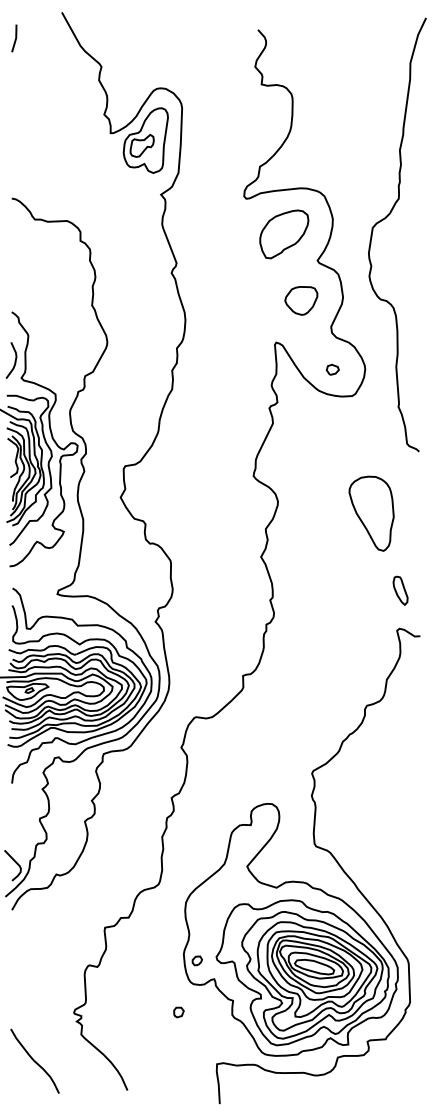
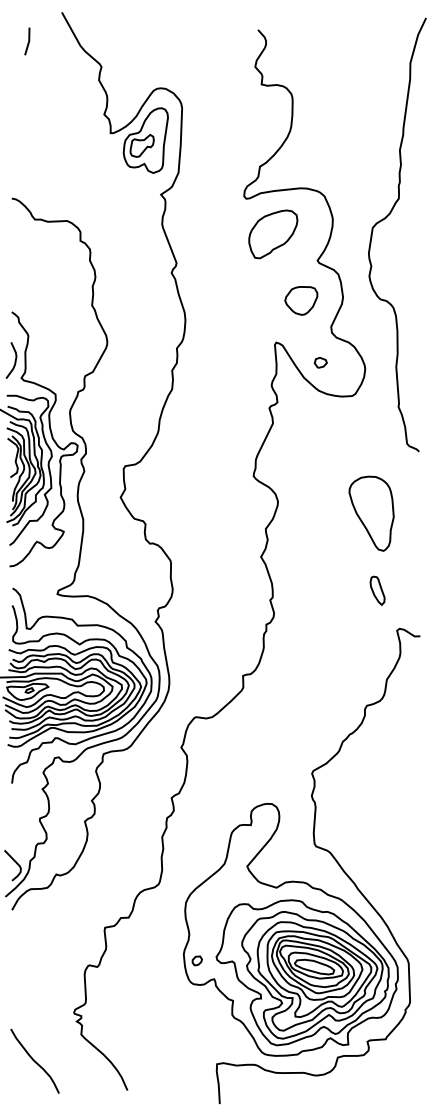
line position: (15, 38) -> (28, 41) (28, 41)
part position: (284, 234) -> (273, 234) (273, 234)
part position: (332, 369) -> (320, 362) (320, 362)
part position: (400, 590) -> (377, 590) (377, 590)
part: present -> none (178, 1012)
